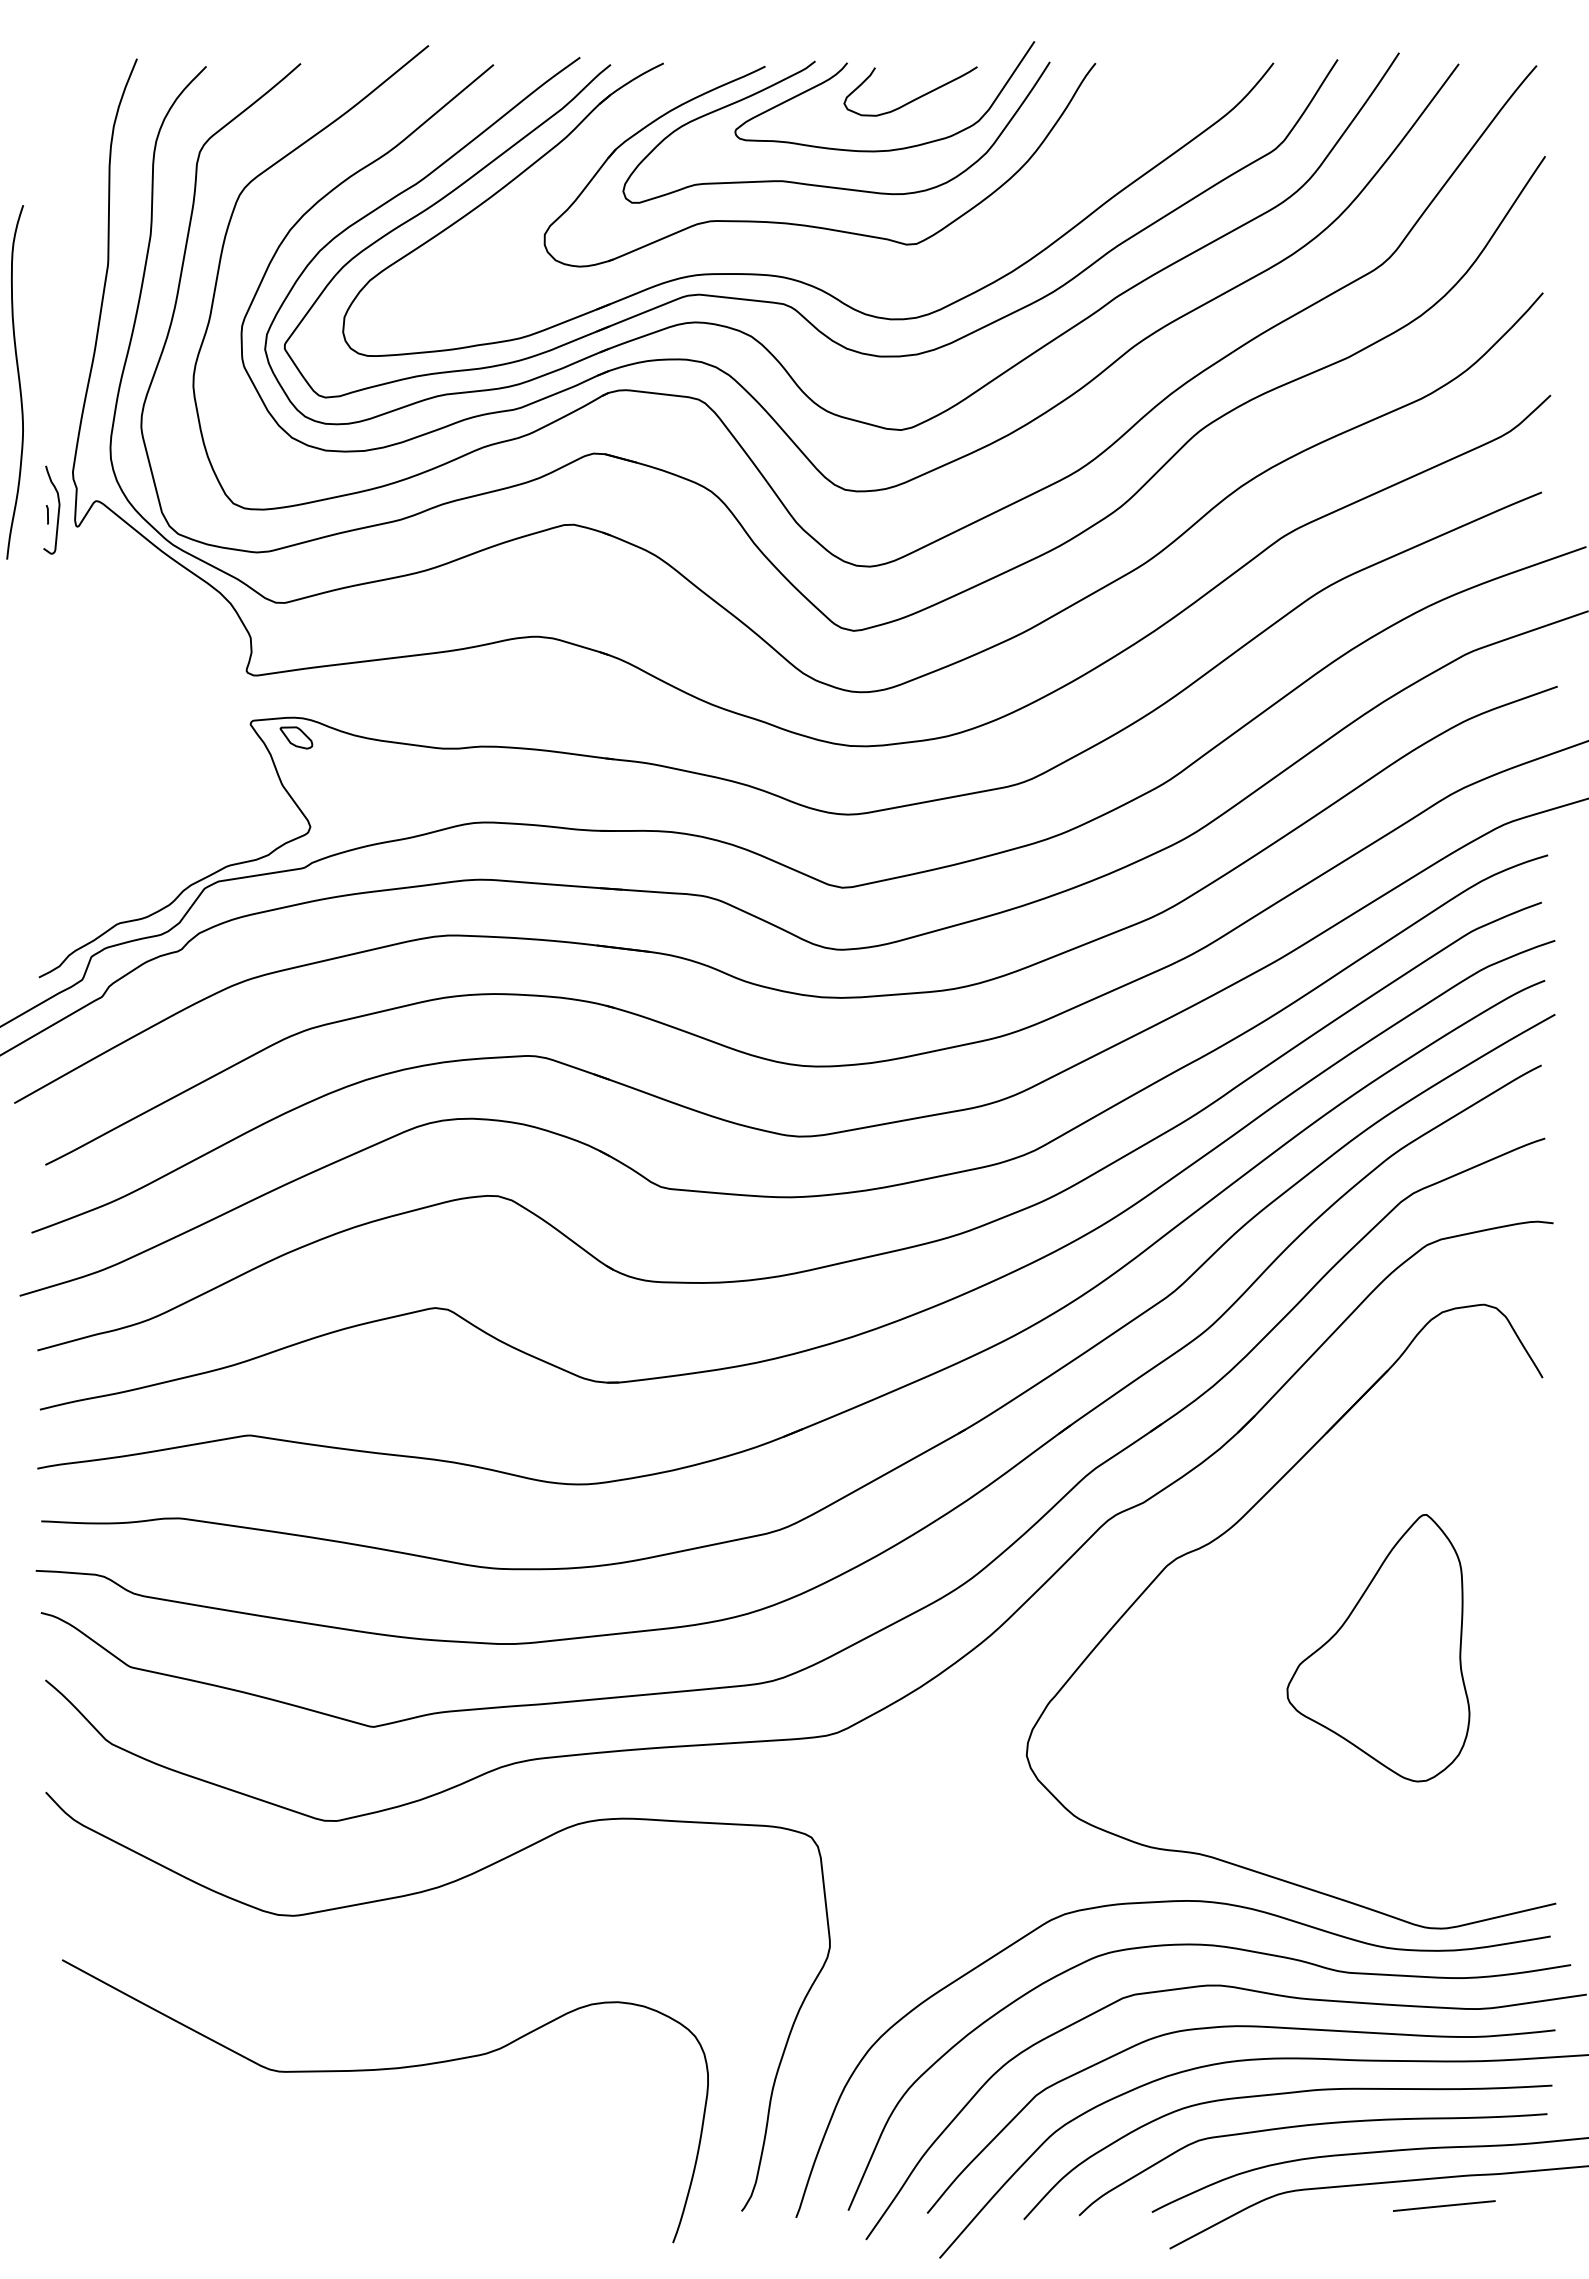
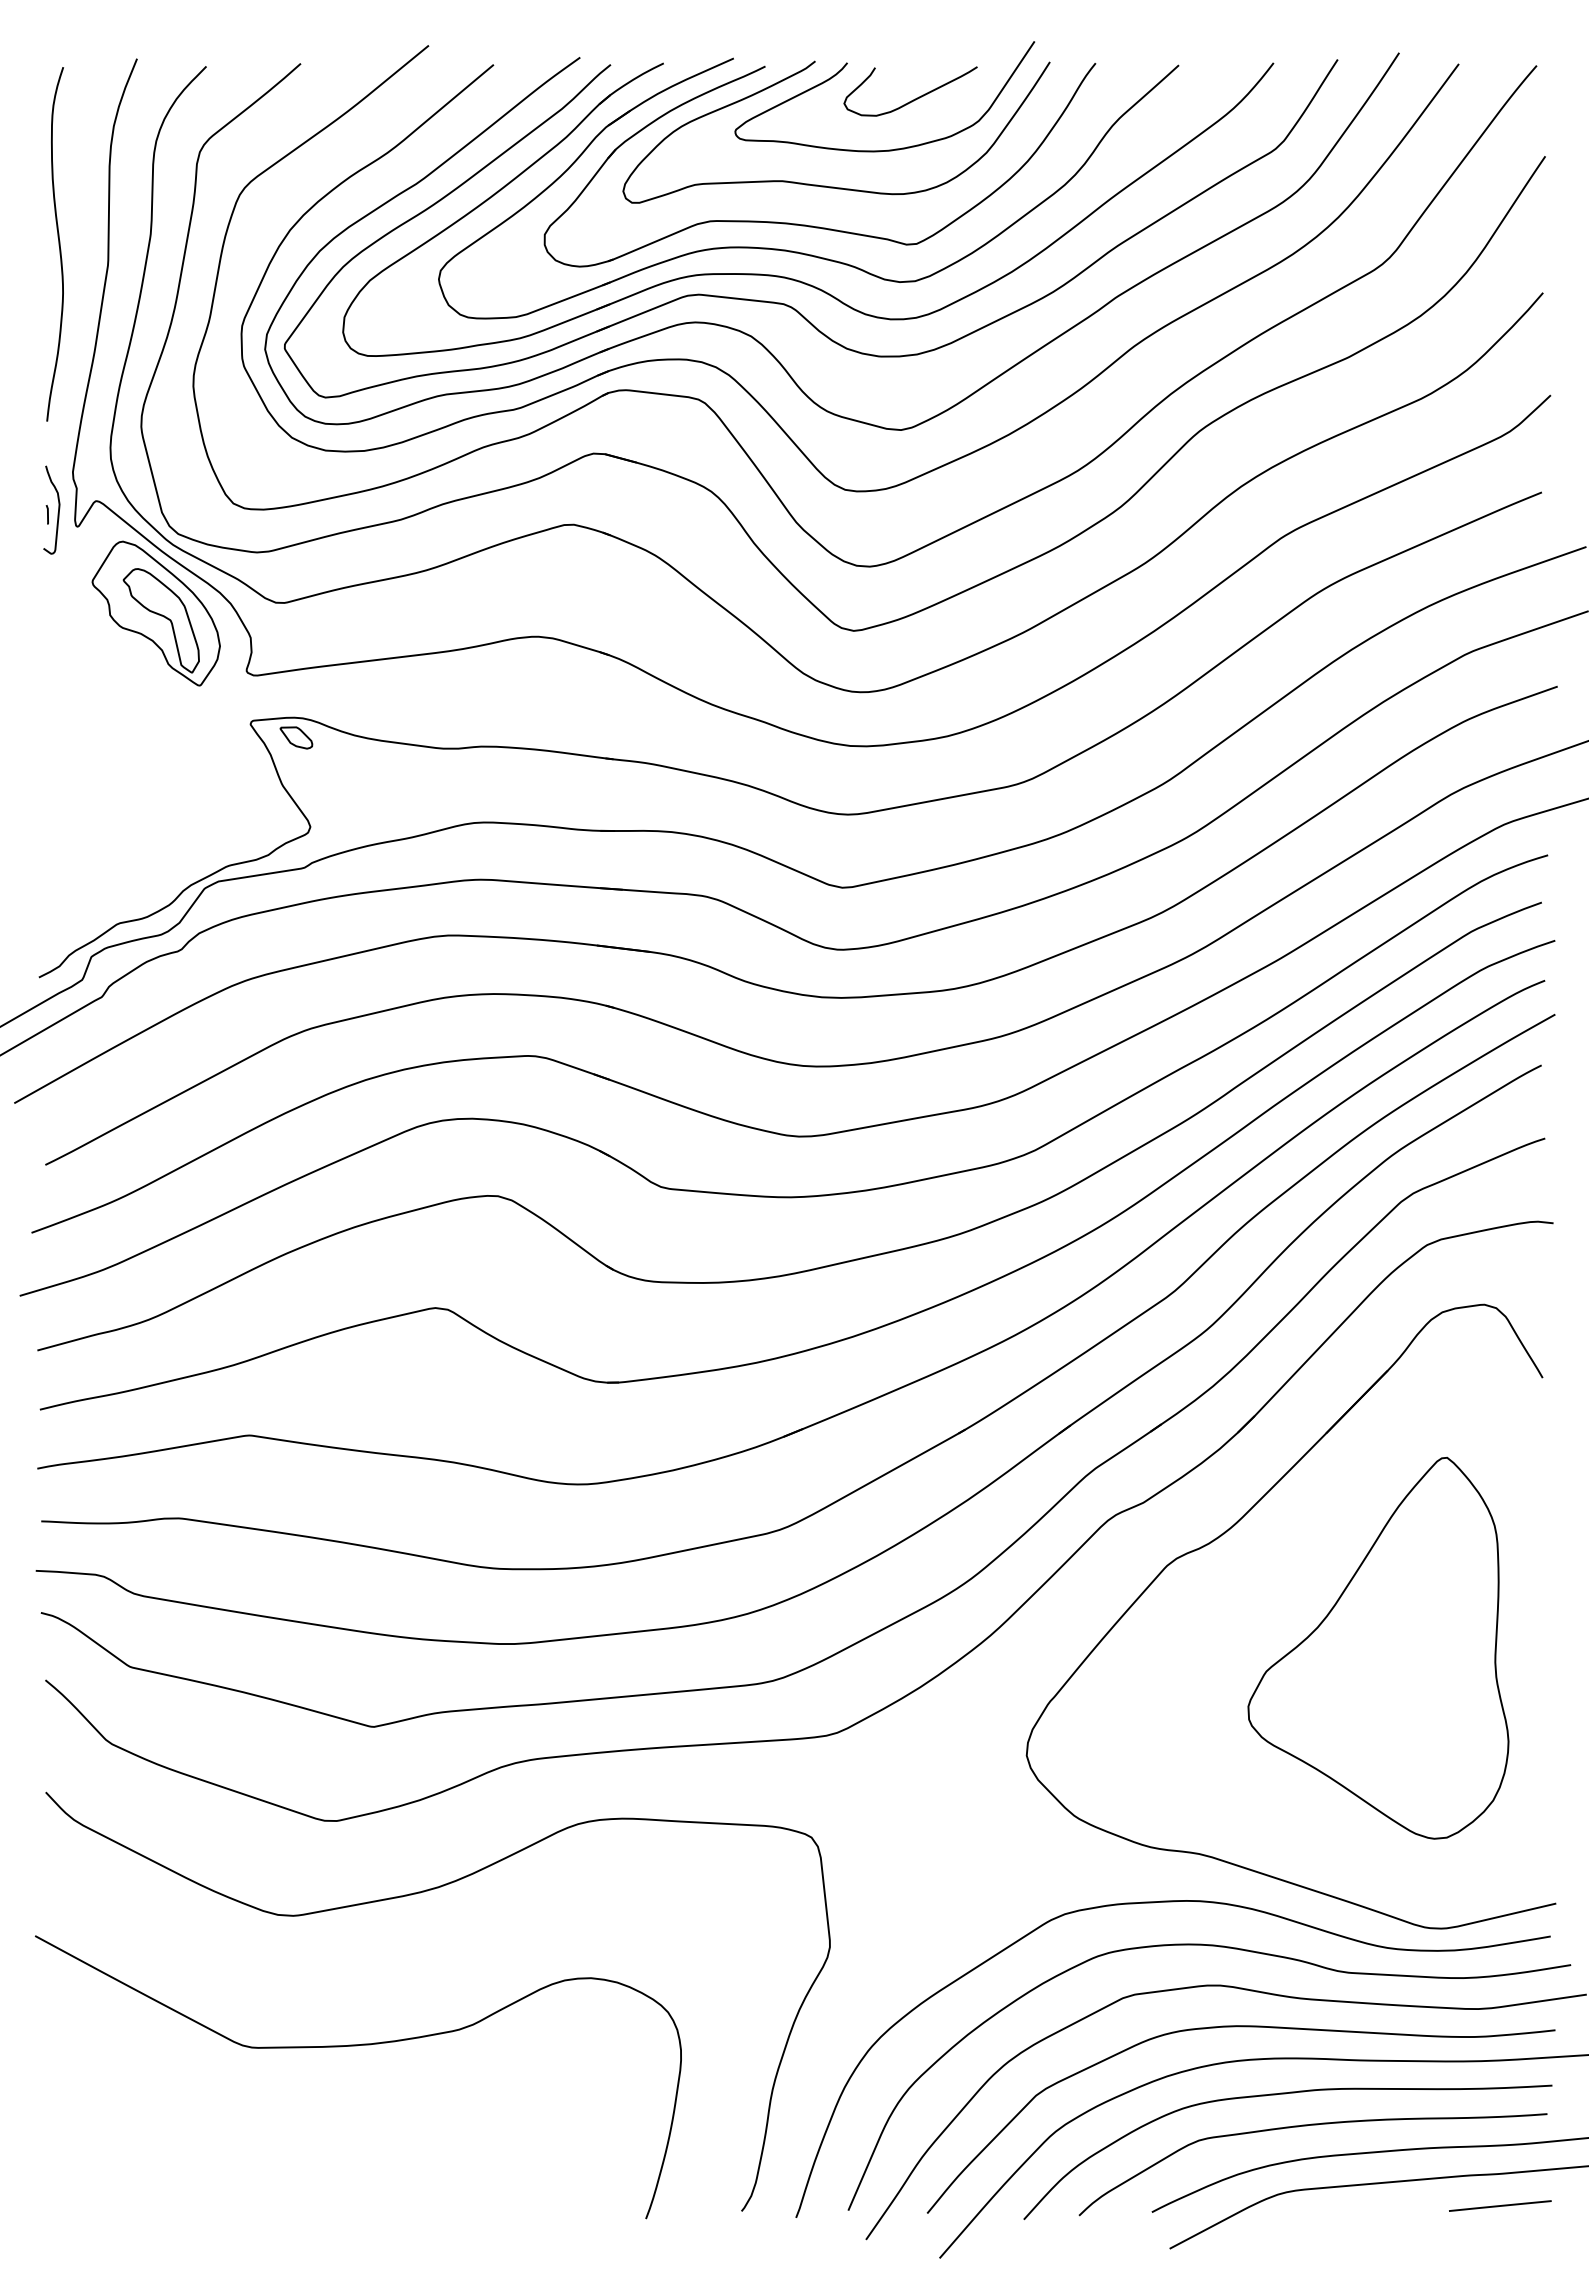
part: none -> present (797, 251)
curve position: (18, 382) -> (58, 244) (58, 244)
part: none -> present (155, 613)
part size: 185x269 px -> 263x384 px (1378, 1647)
curve position: (384, 2070) -> (357, 2046) (357, 2046)
line position: (1444, 2205) -> (1500, 2205) (1500, 2205)
